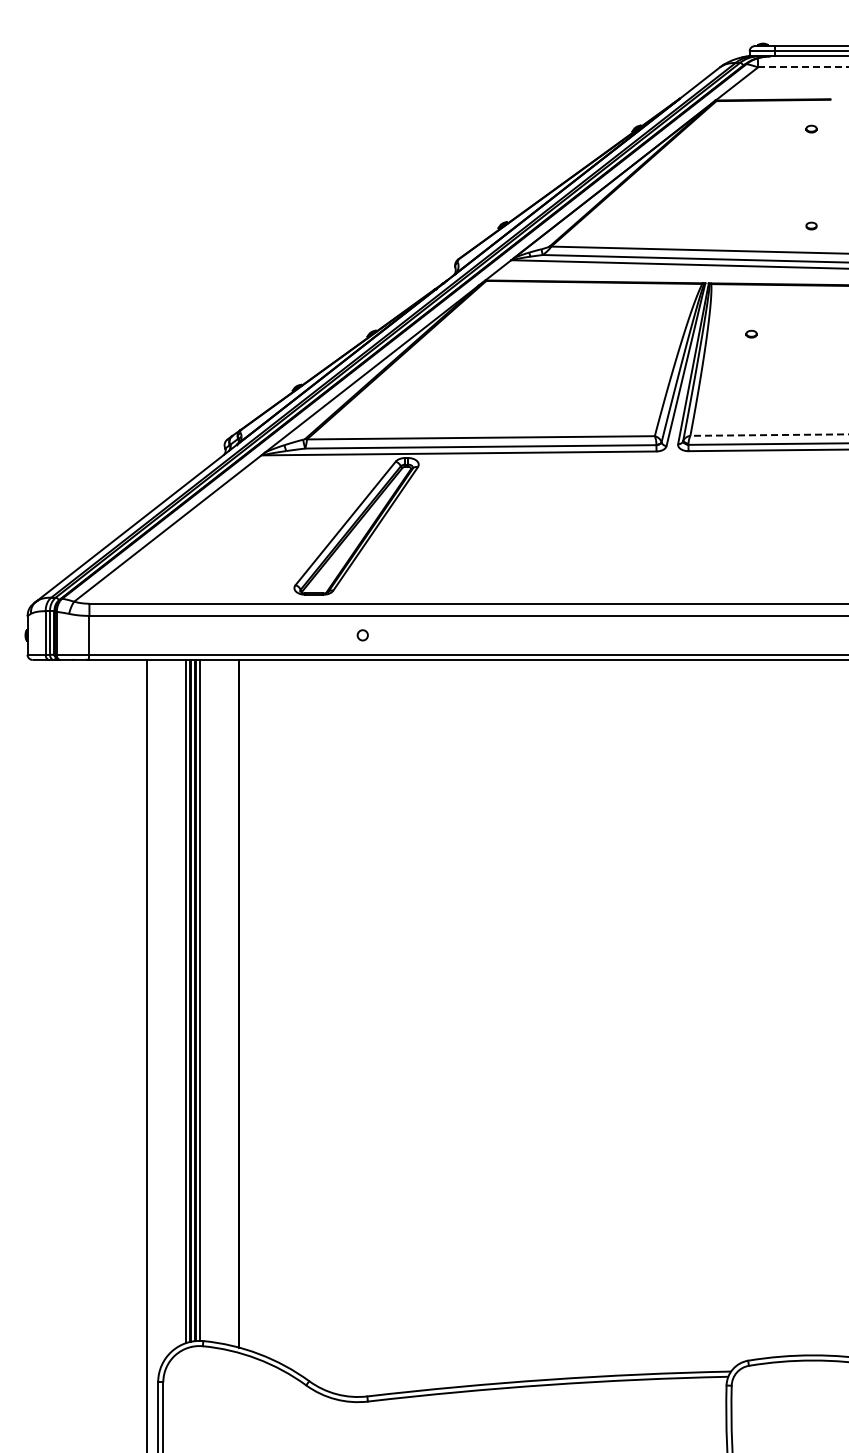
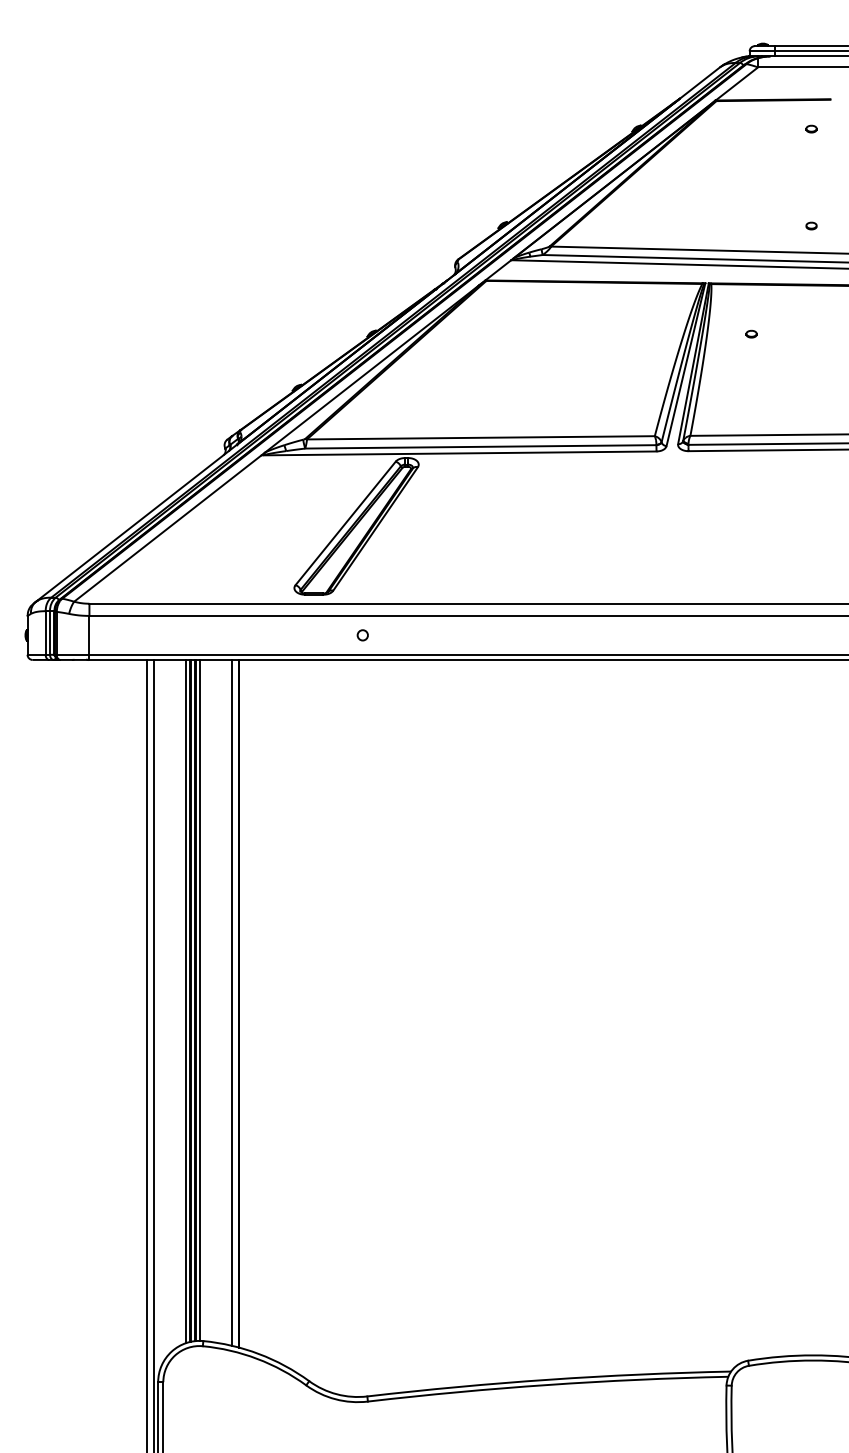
line: dashed -> solid (803, 67)
line: dashed -> solid (769, 435)
line: none -> present (232, 1002)
line: none -> present (153, 1054)
